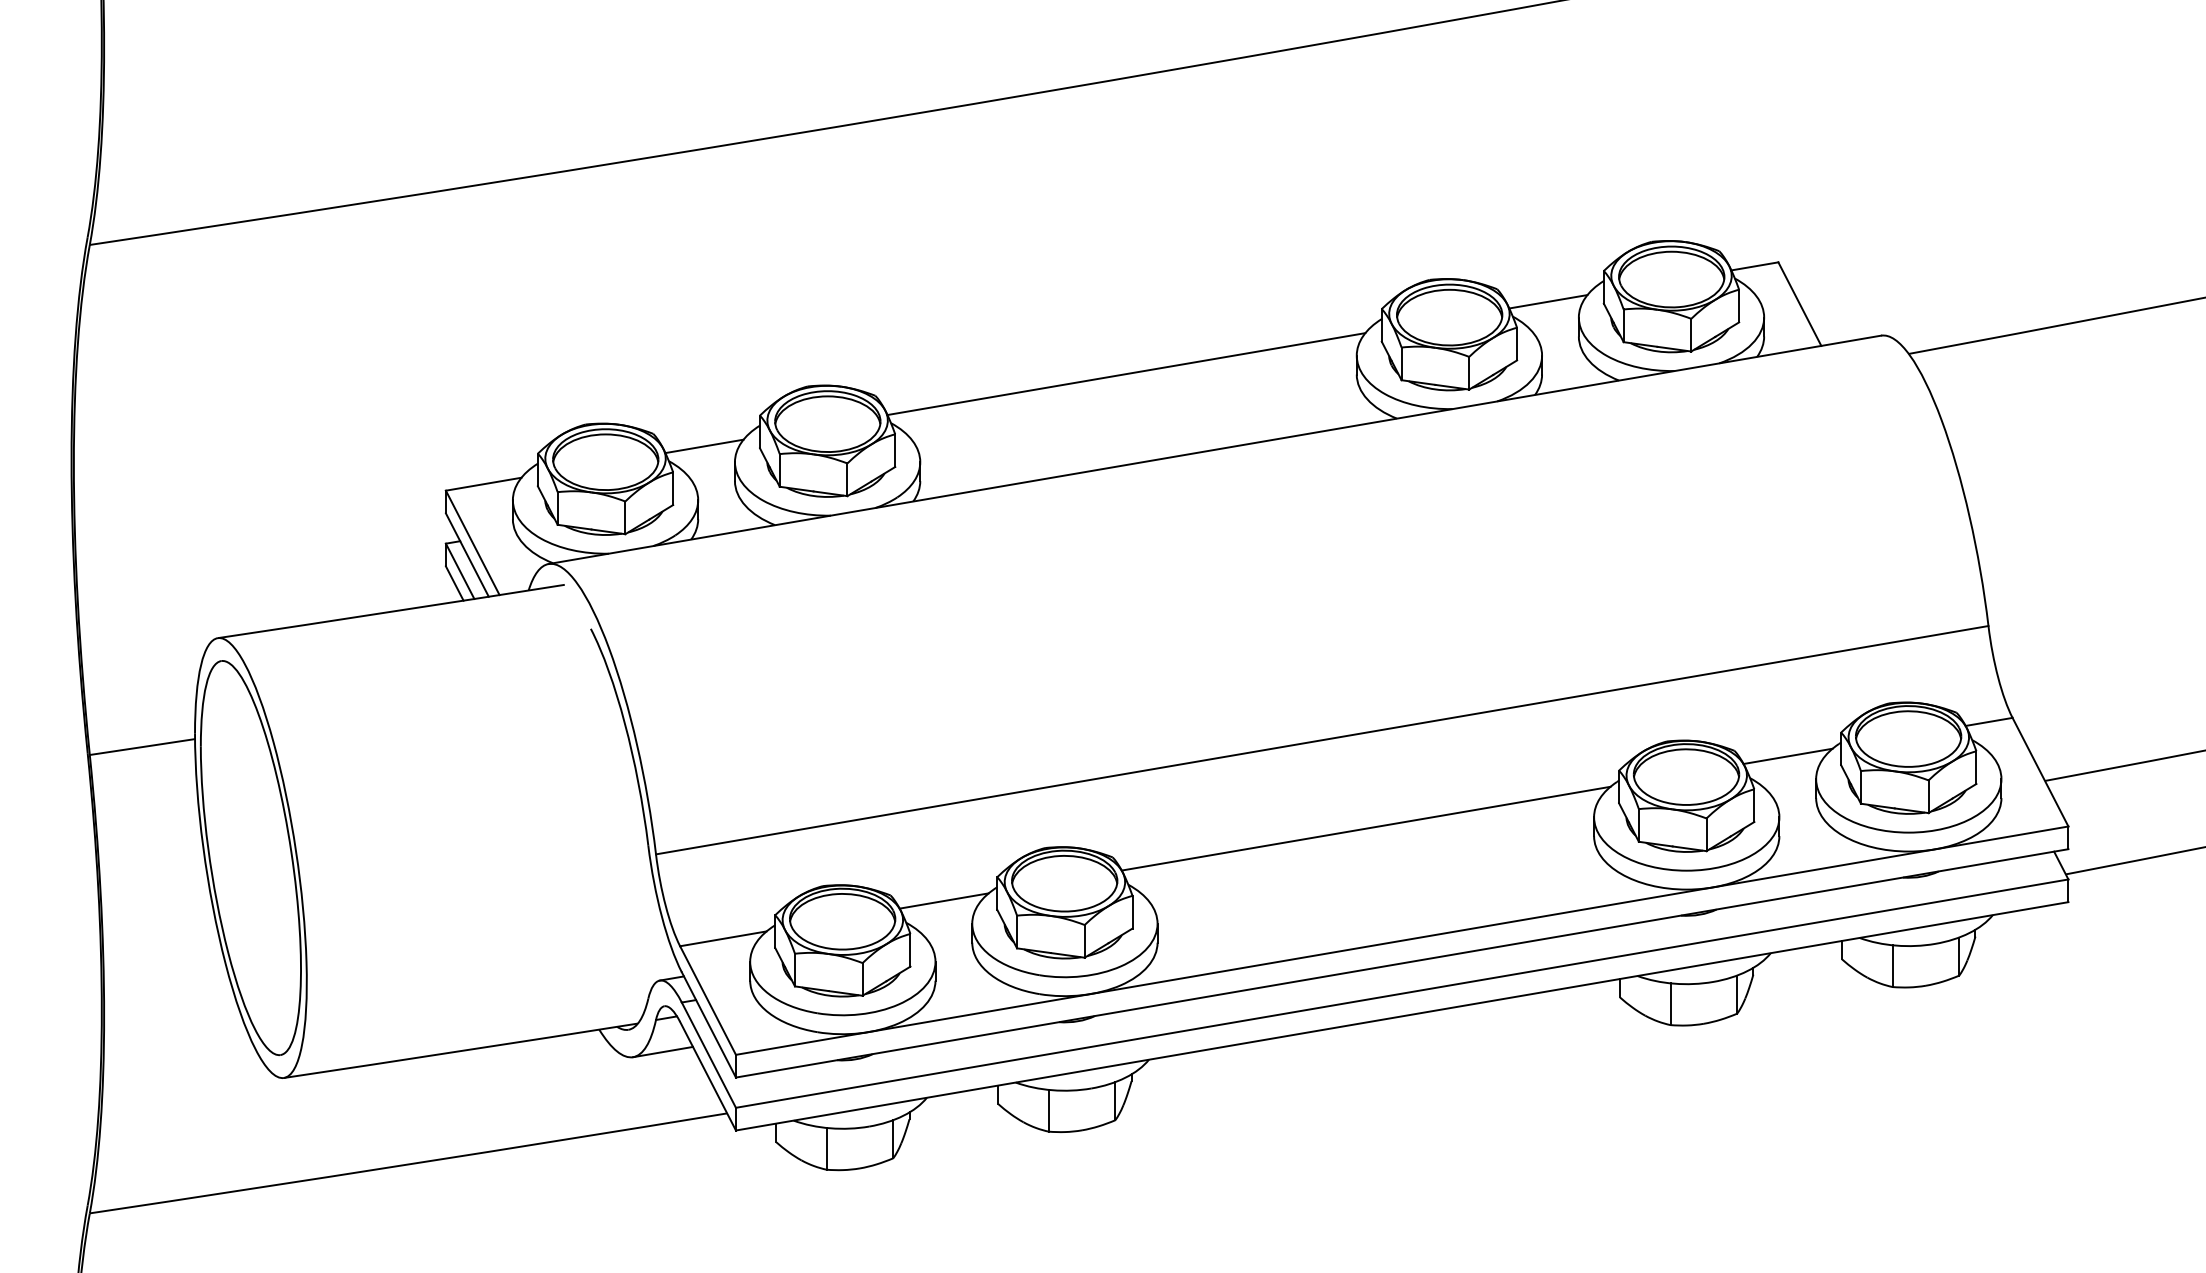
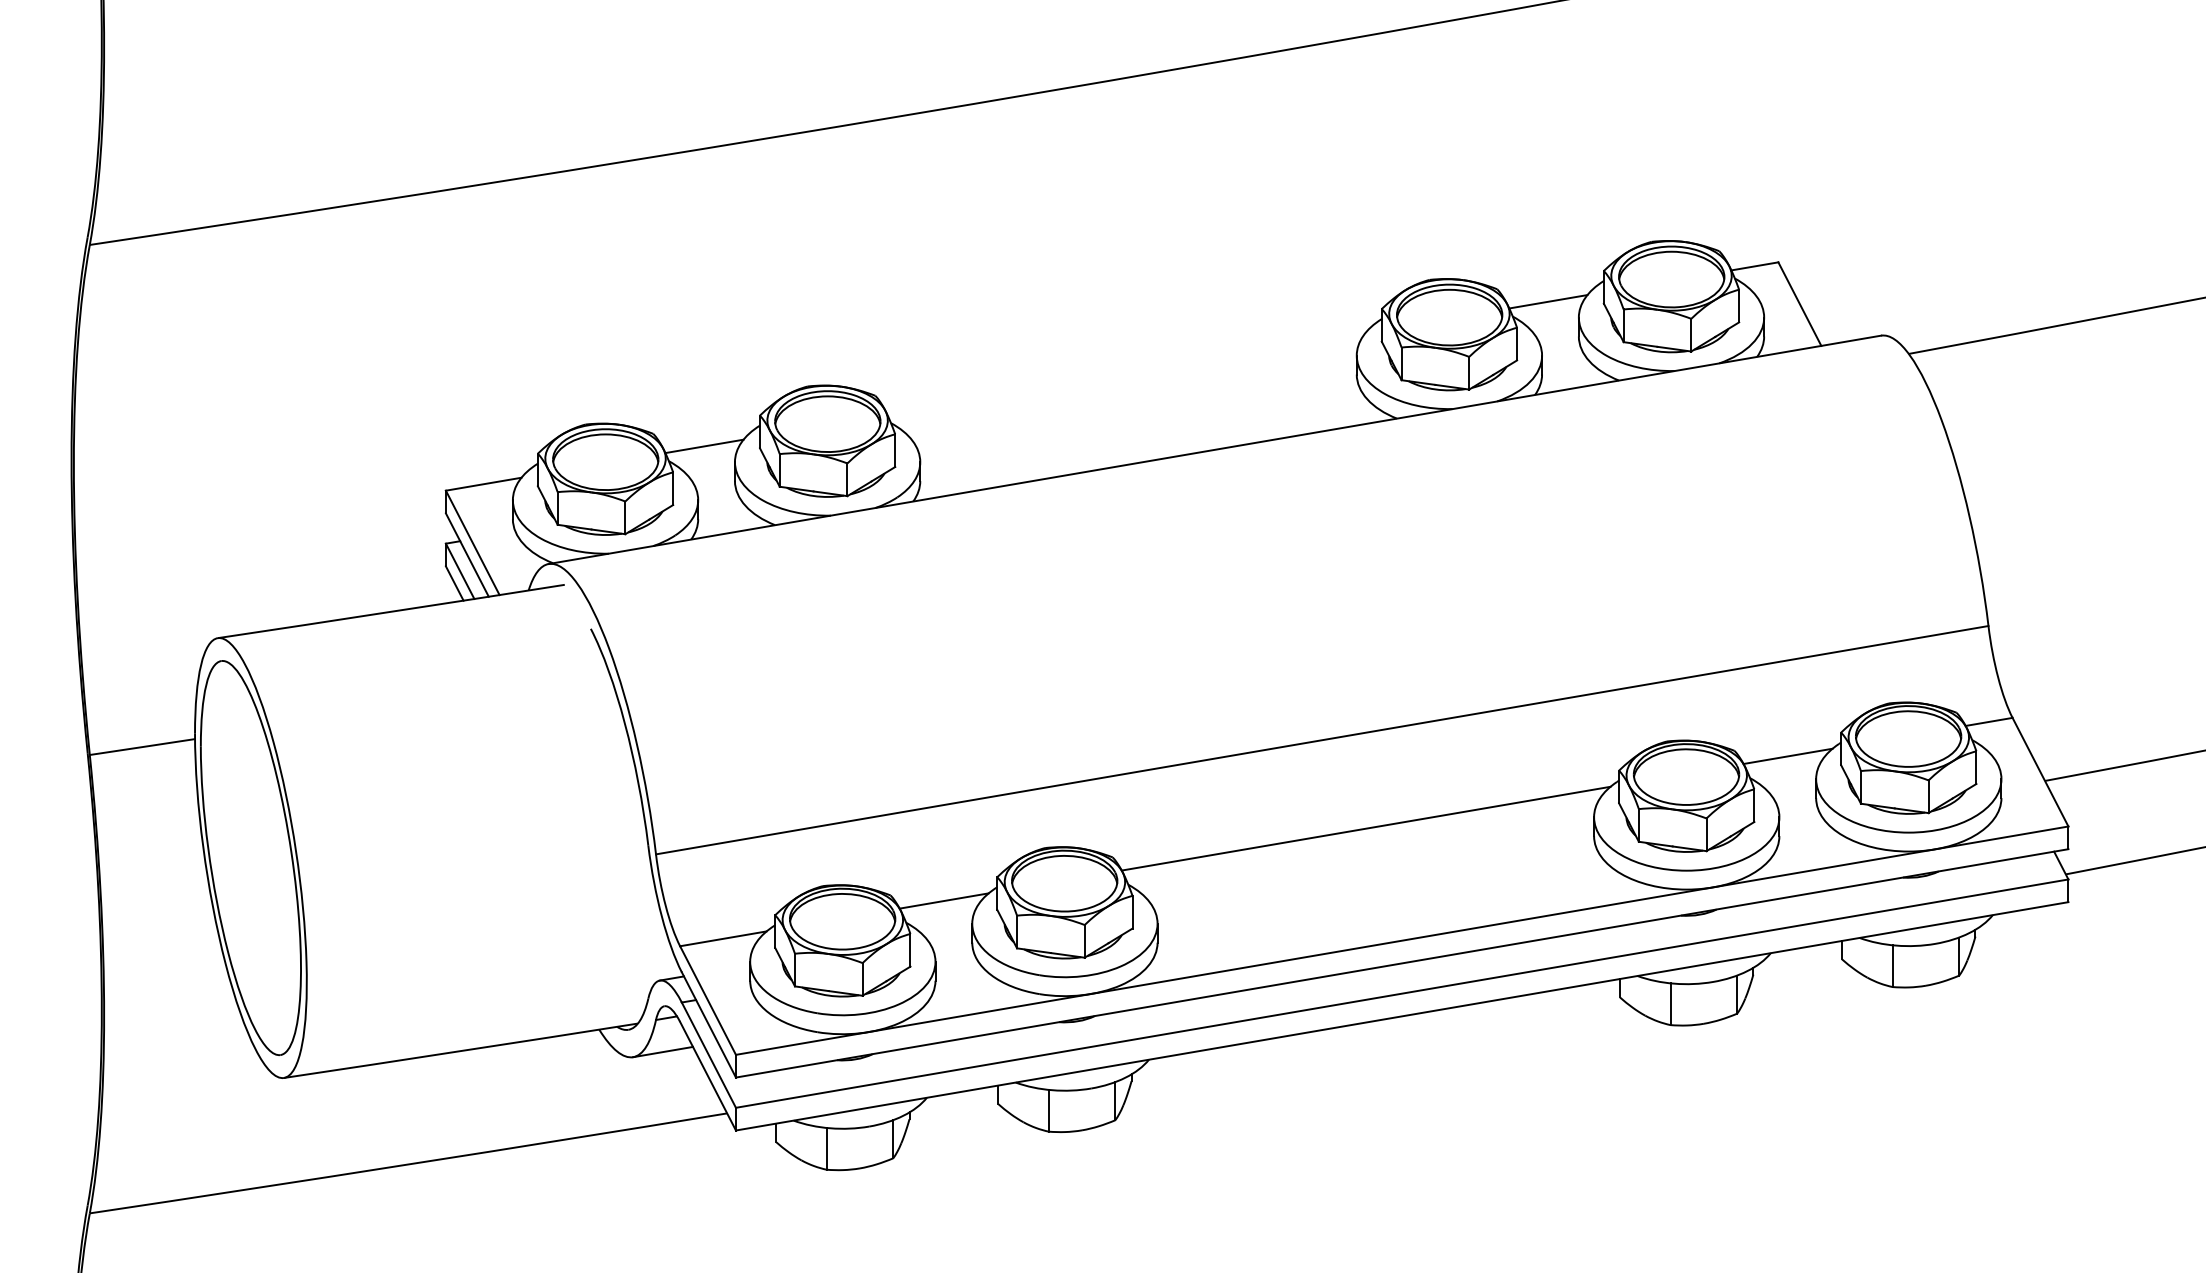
line: present -> none (1126, 374)
